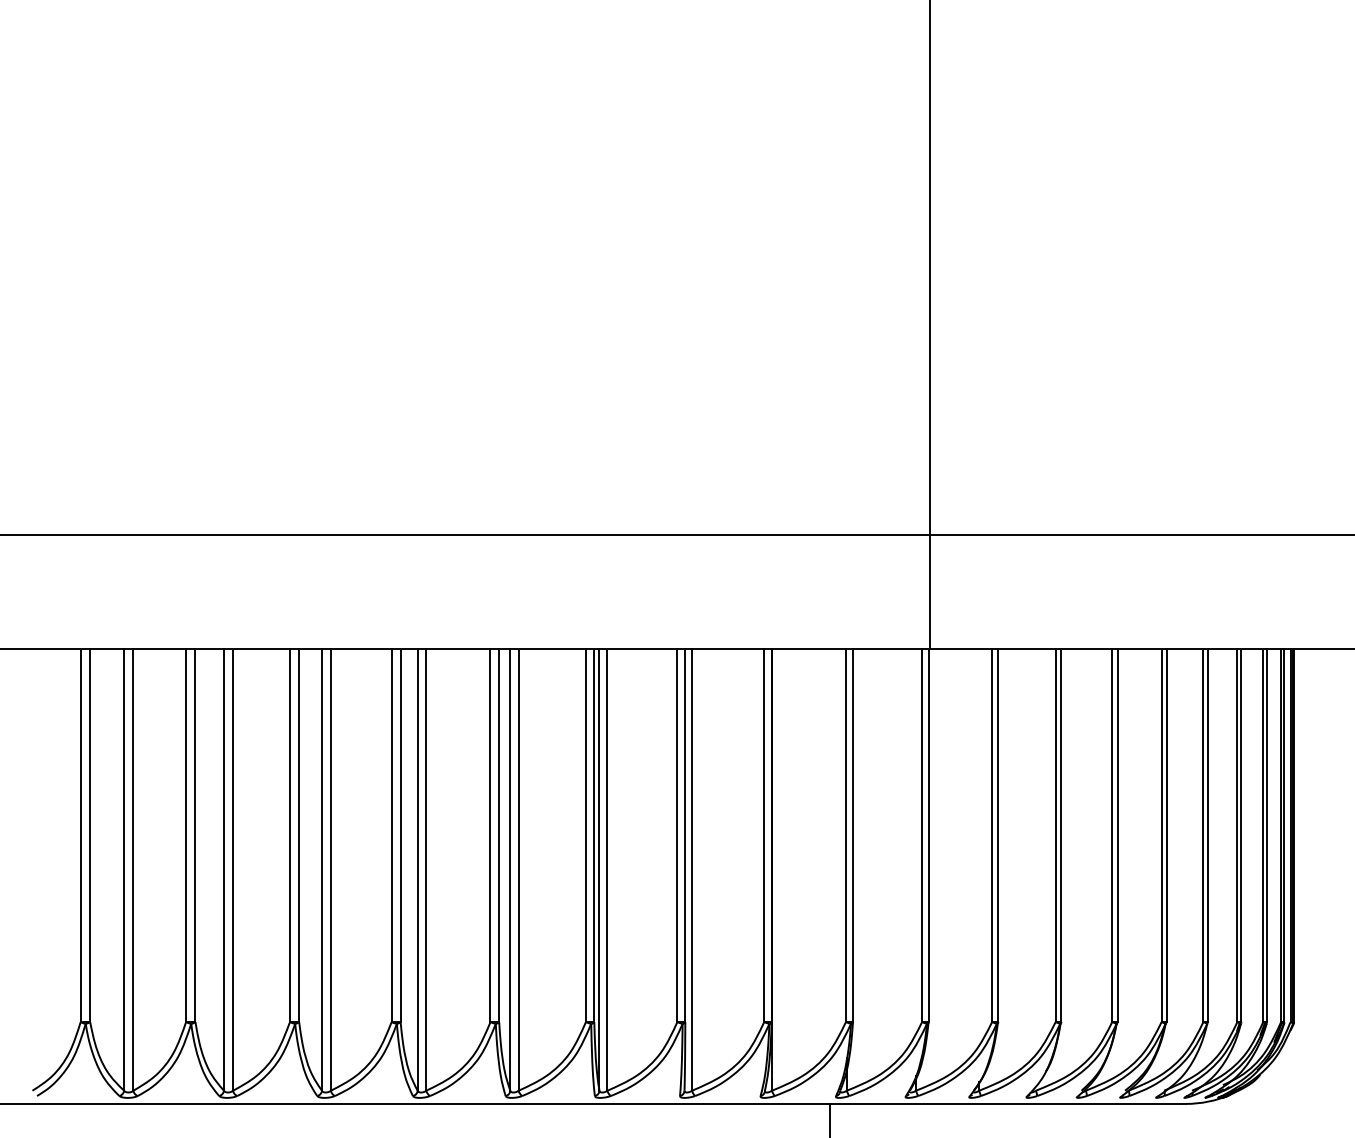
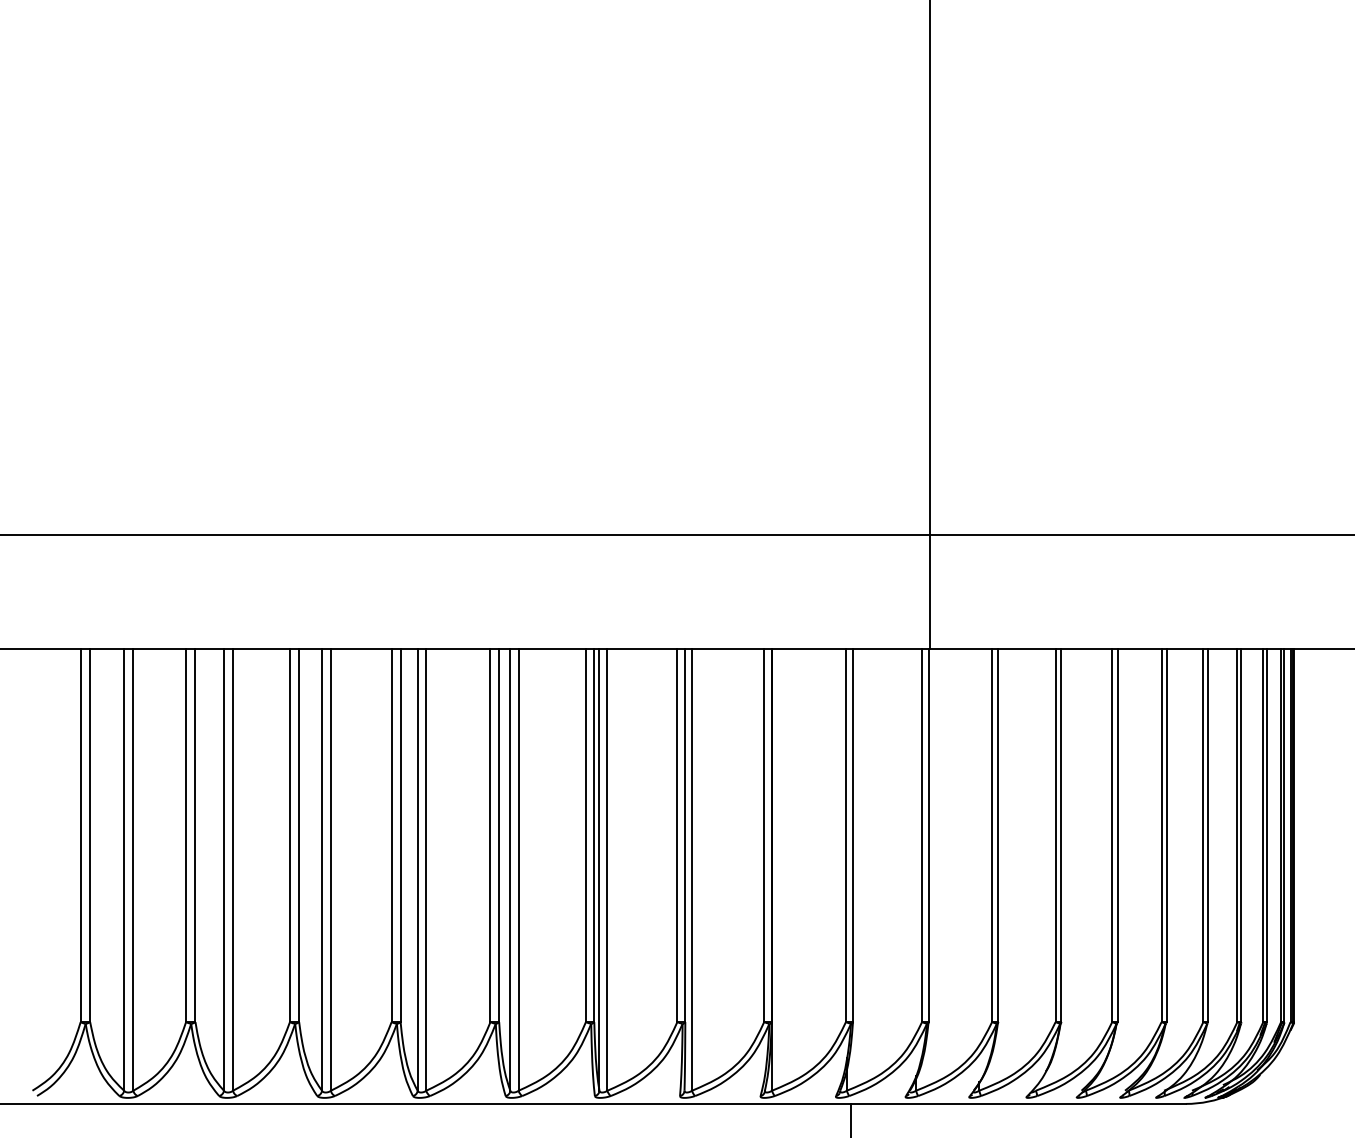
line position: (829, 1118) -> (850, 1118) (850, 1118)
